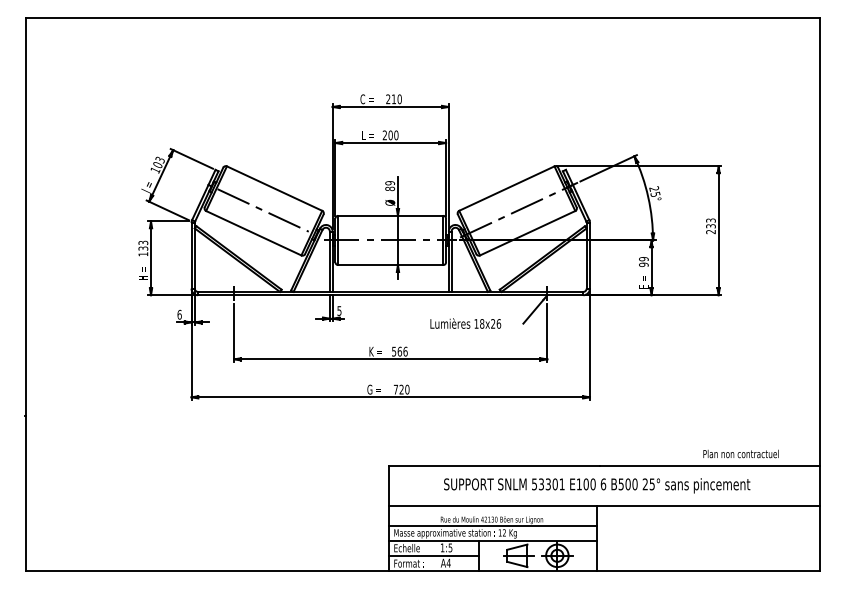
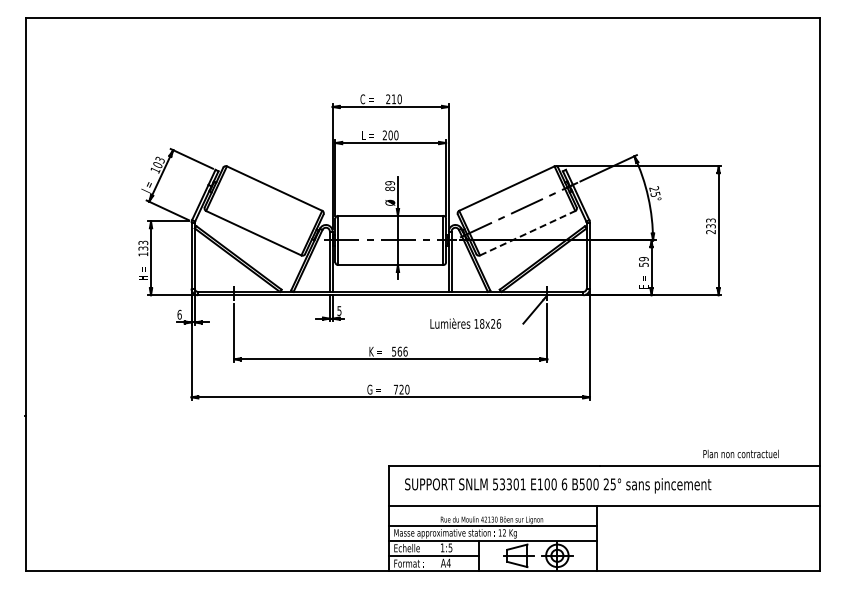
line: present -> none (262, 210)
line: solid -> dashed (527, 233)
text: 99 -> 59 (643, 264)
text position: (597, 485) -> (558, 485) (558, 485)
